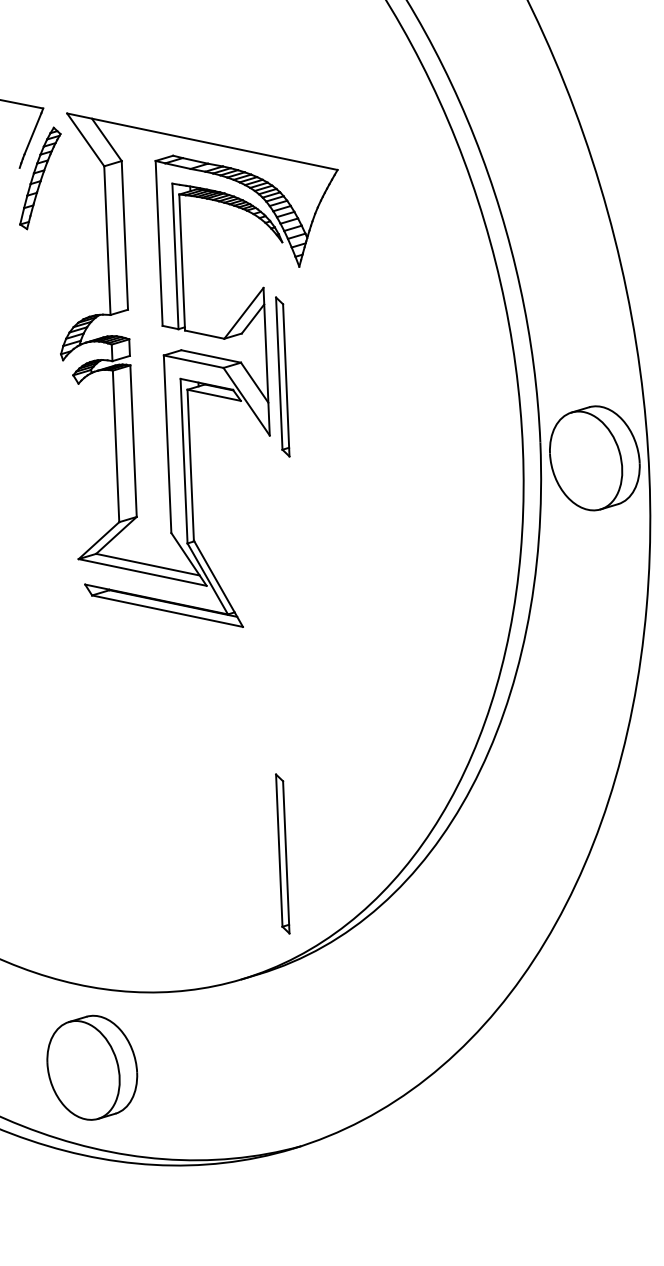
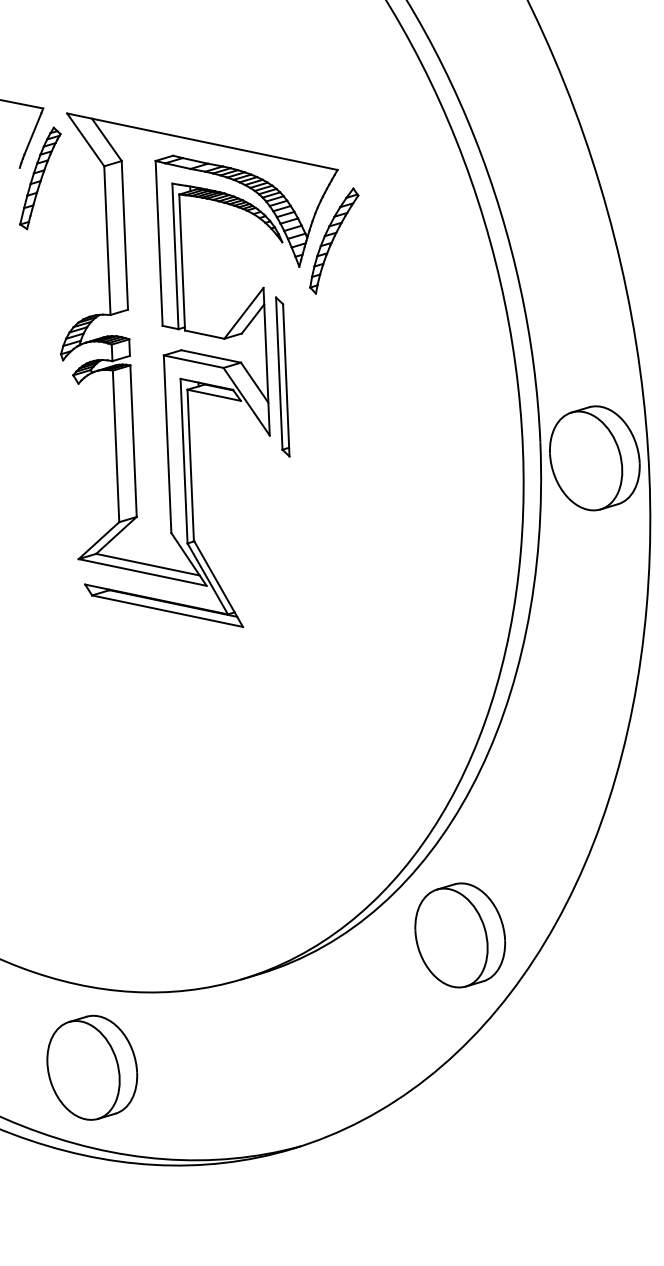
part: none -> present (334, 240)
part: present -> none (282, 853)
part: none -> present (460, 935)
